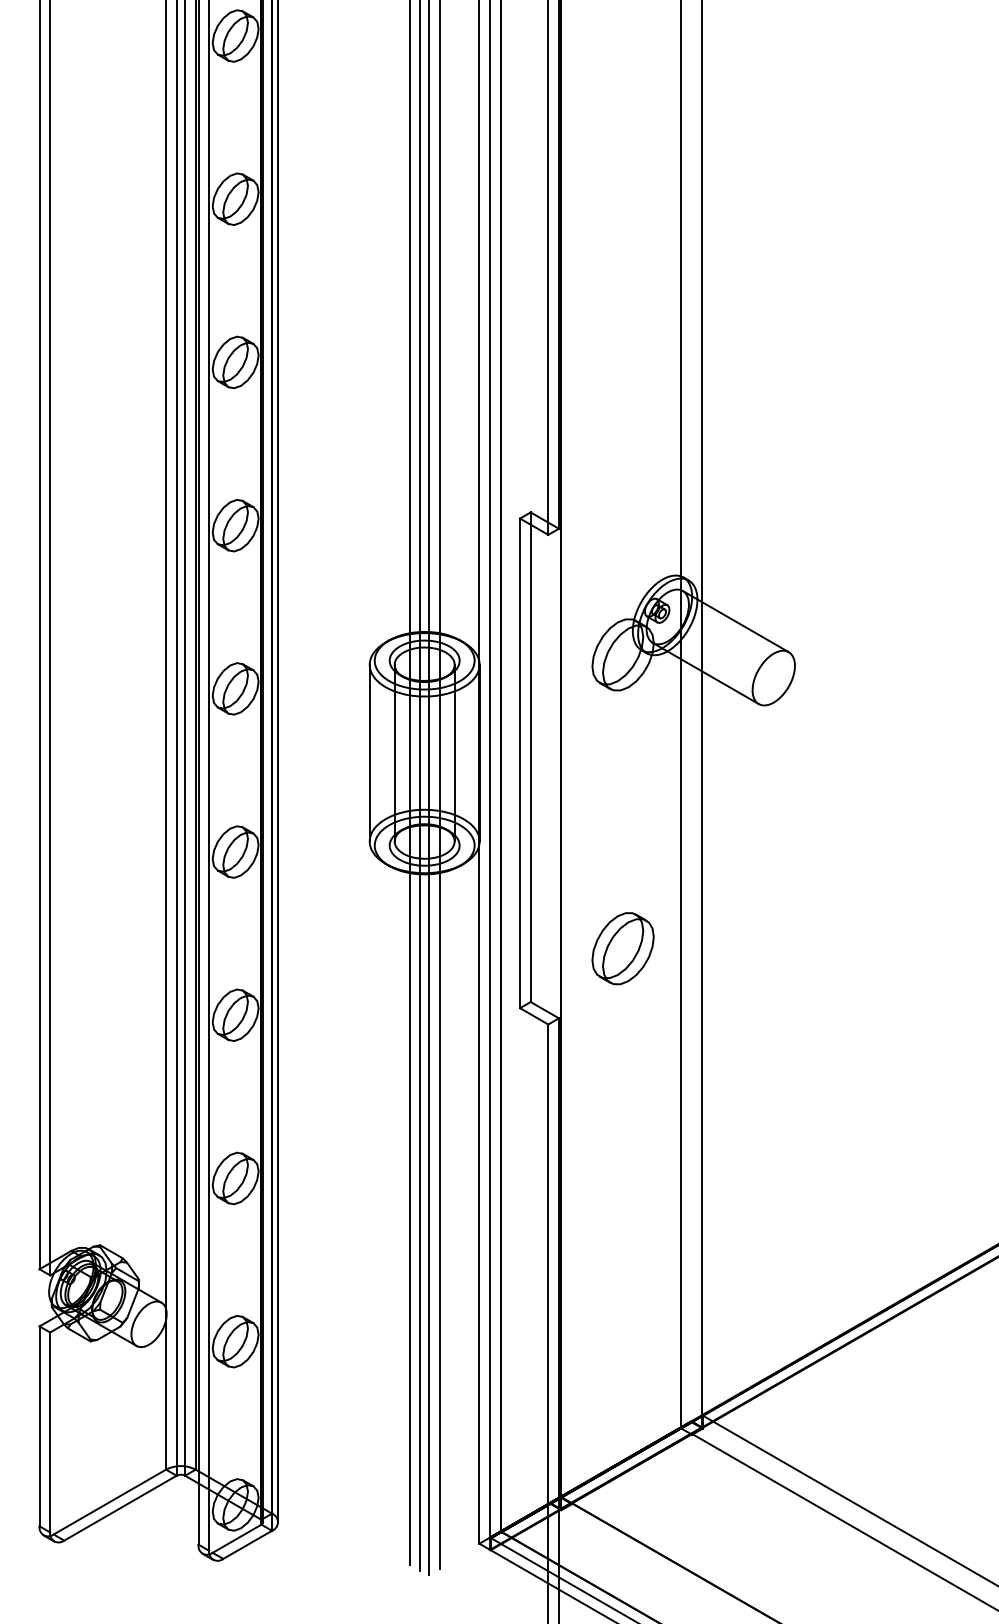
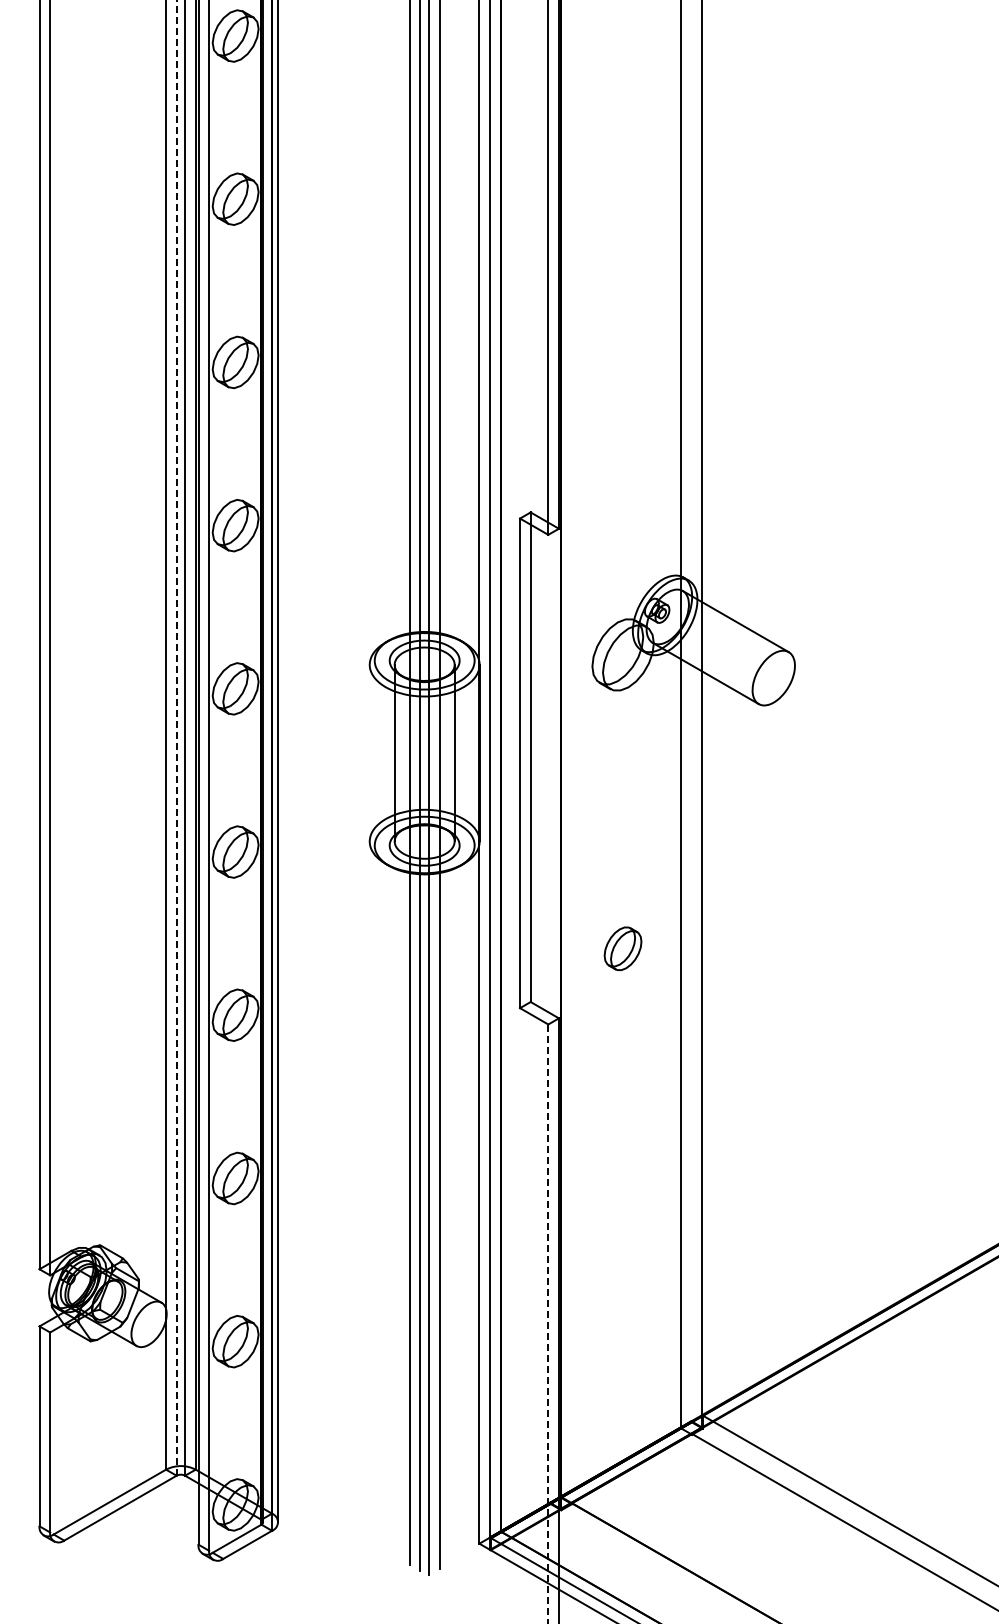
line: solid -> dashed (176, 737)
line: present -> none (369, 752)
part size: 64x74 px -> 40x45 px (622, 948)
line: solid -> dashed (548, 1324)
